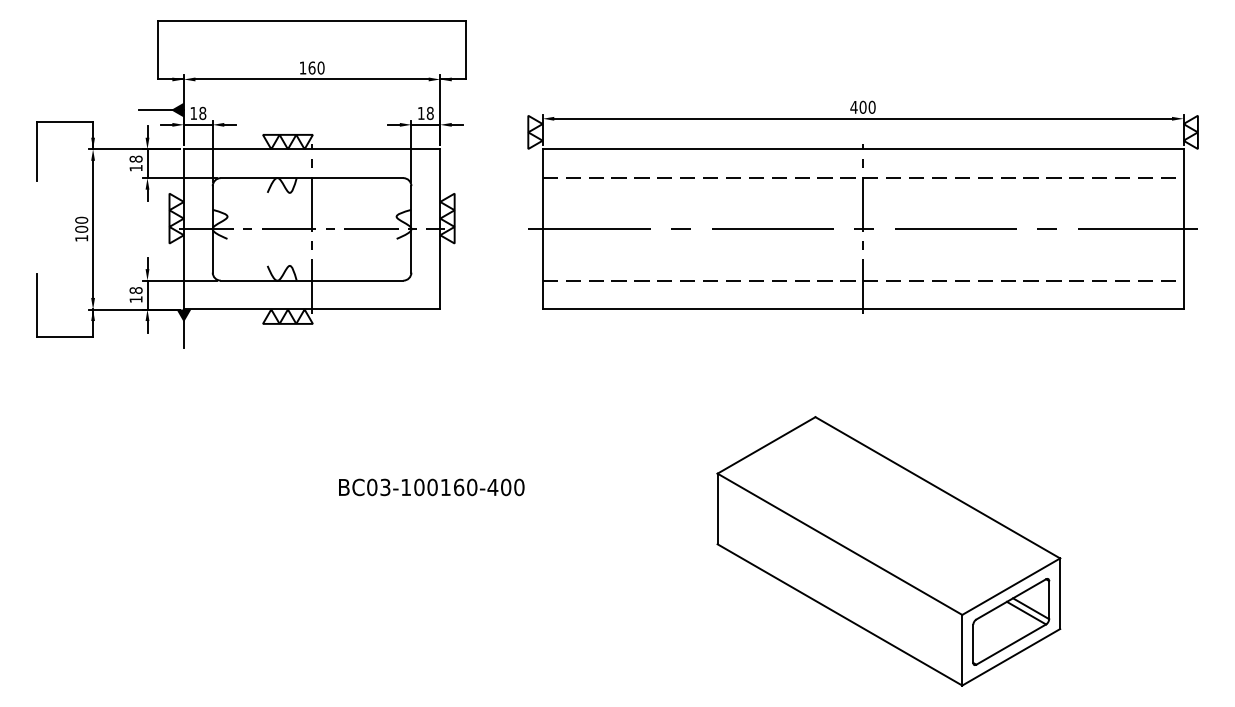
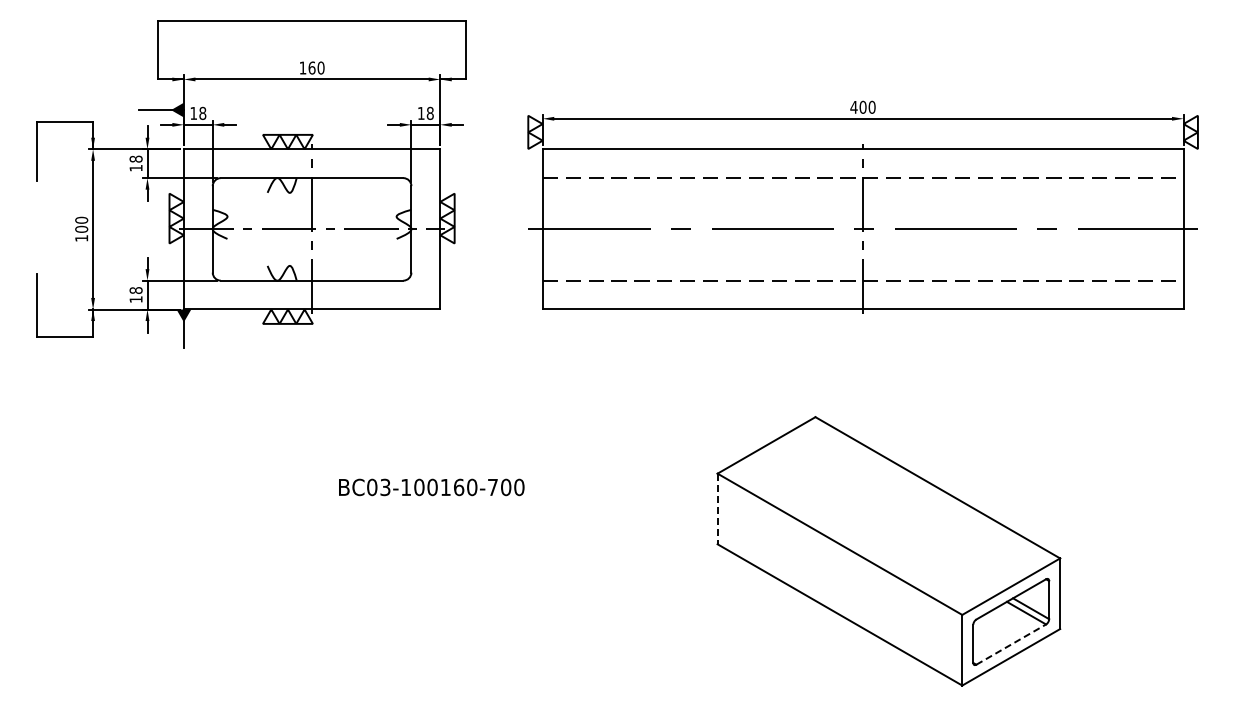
text: BC03-100160-400 -> BC03-100160-700 (492, 487)
line: solid -> dashed (717, 509)
line: solid -> dashed (1011, 644)
